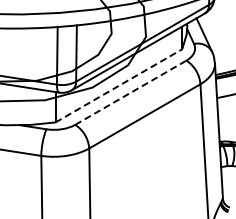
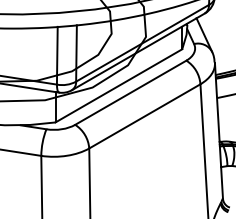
line: dashed -> solid (119, 85)
line: dashed -> solid (131, 92)
